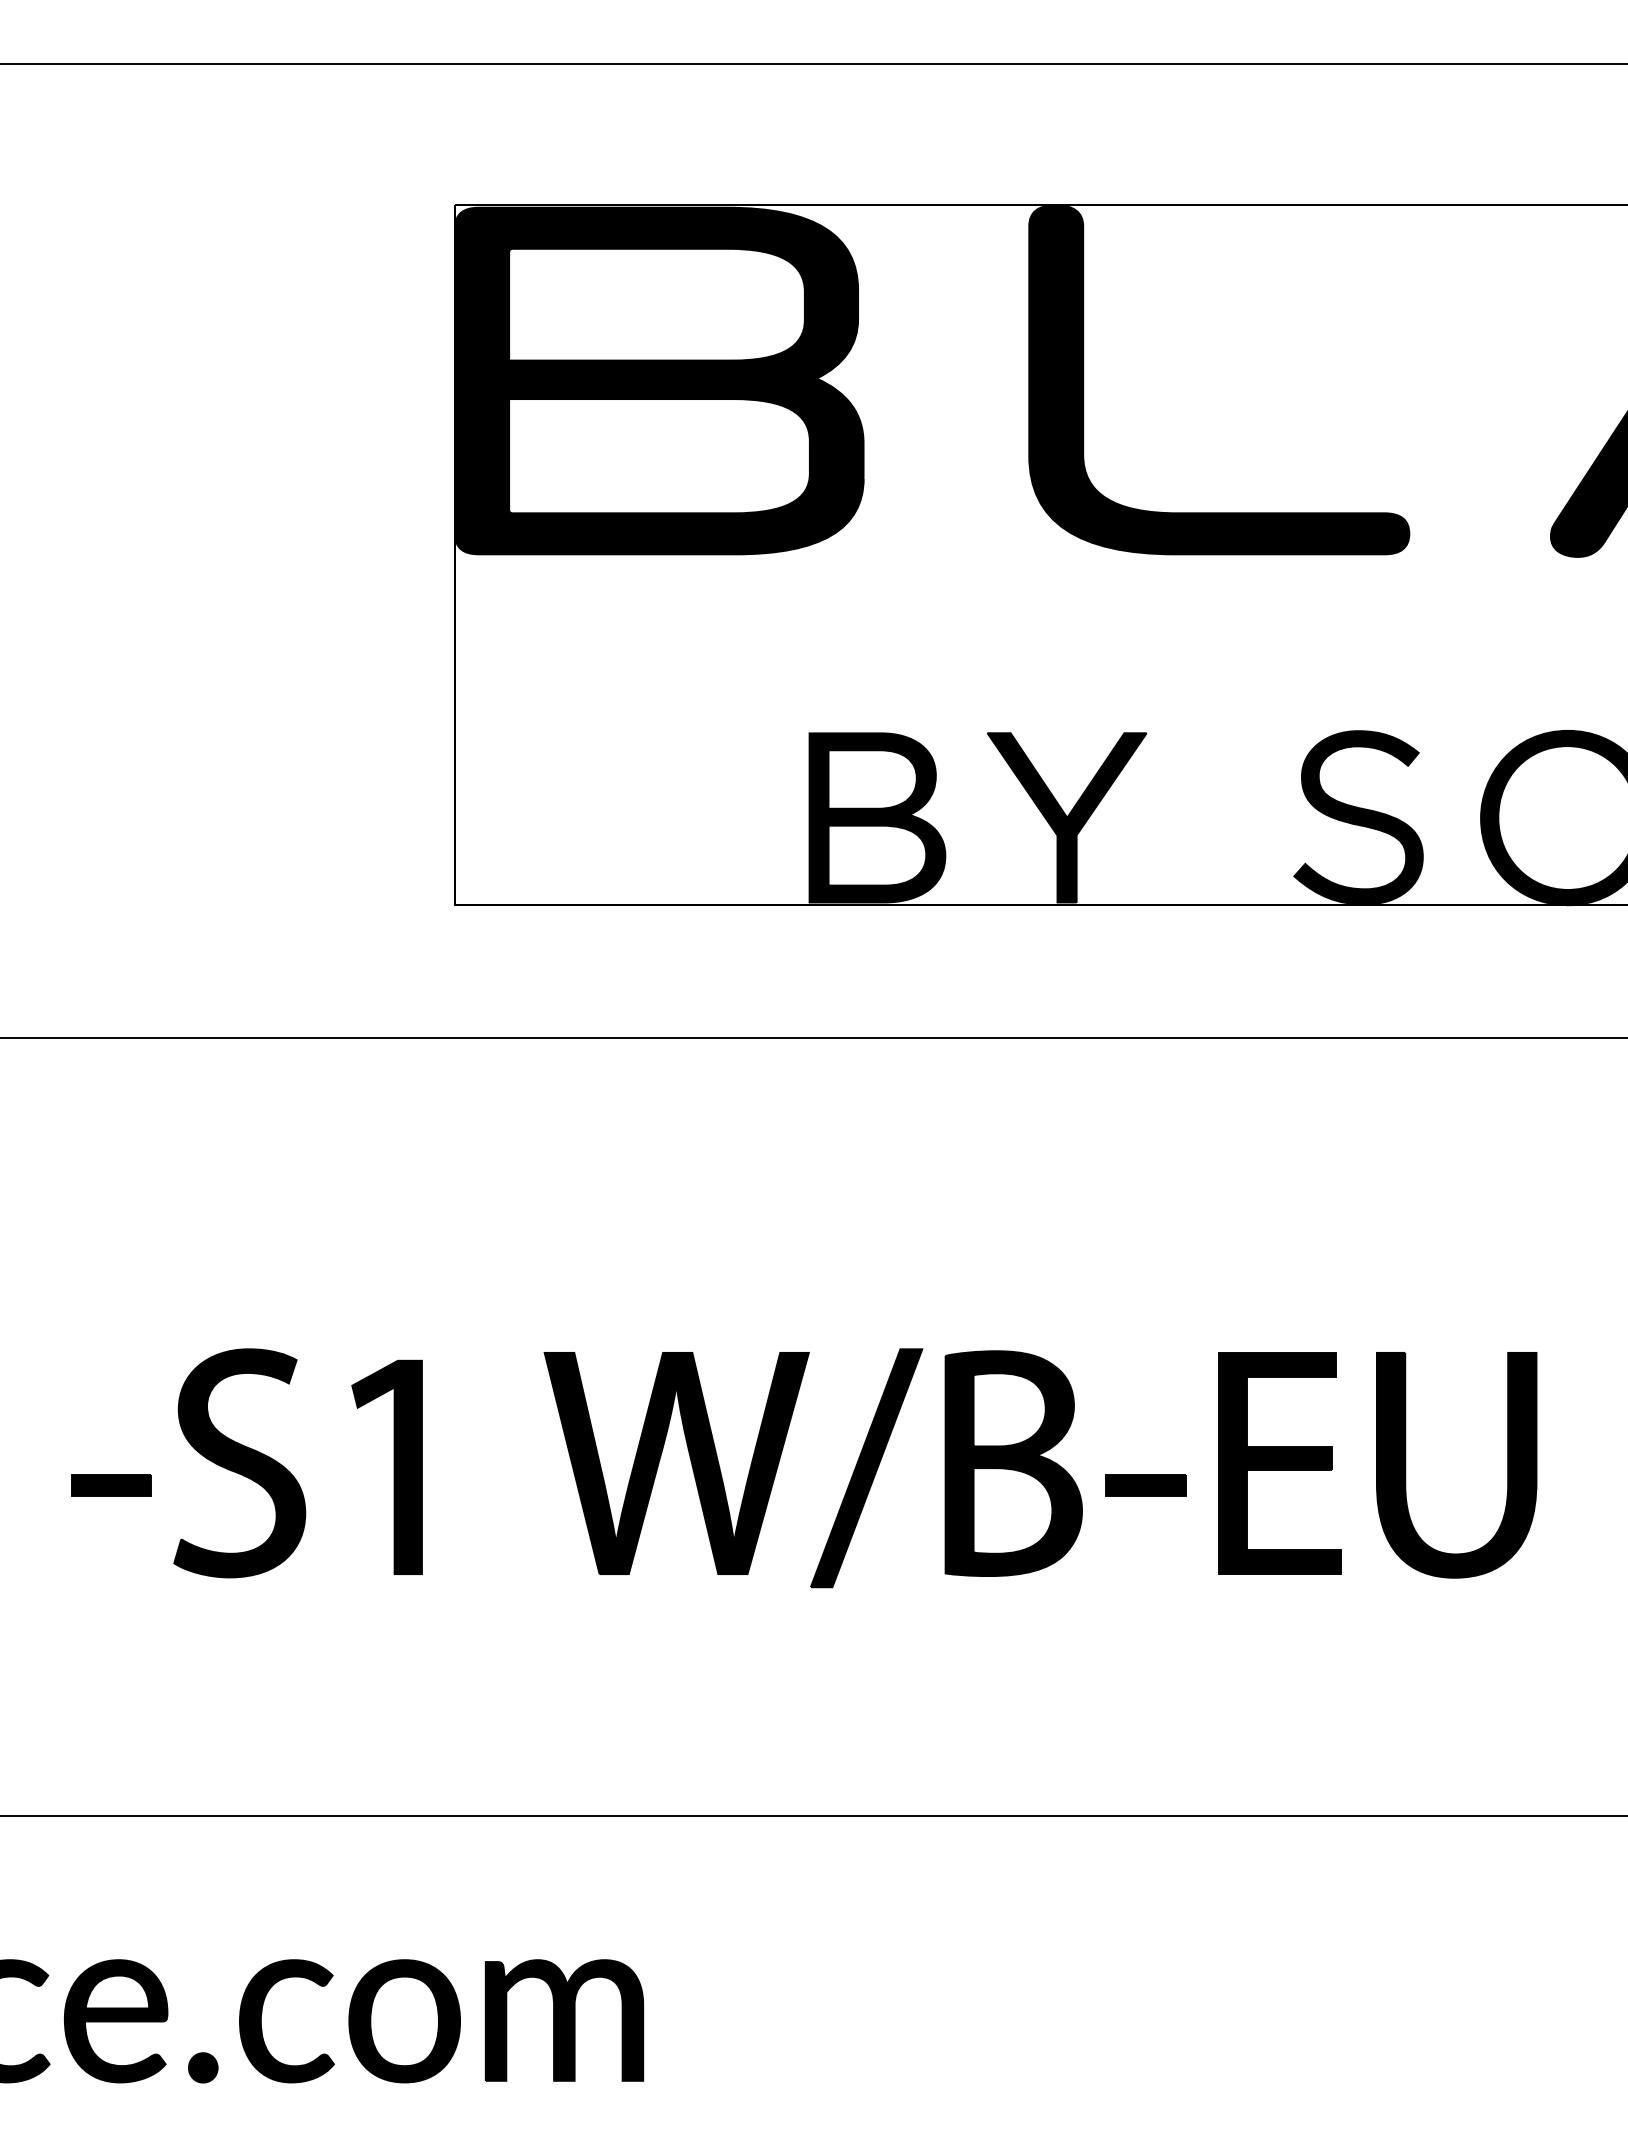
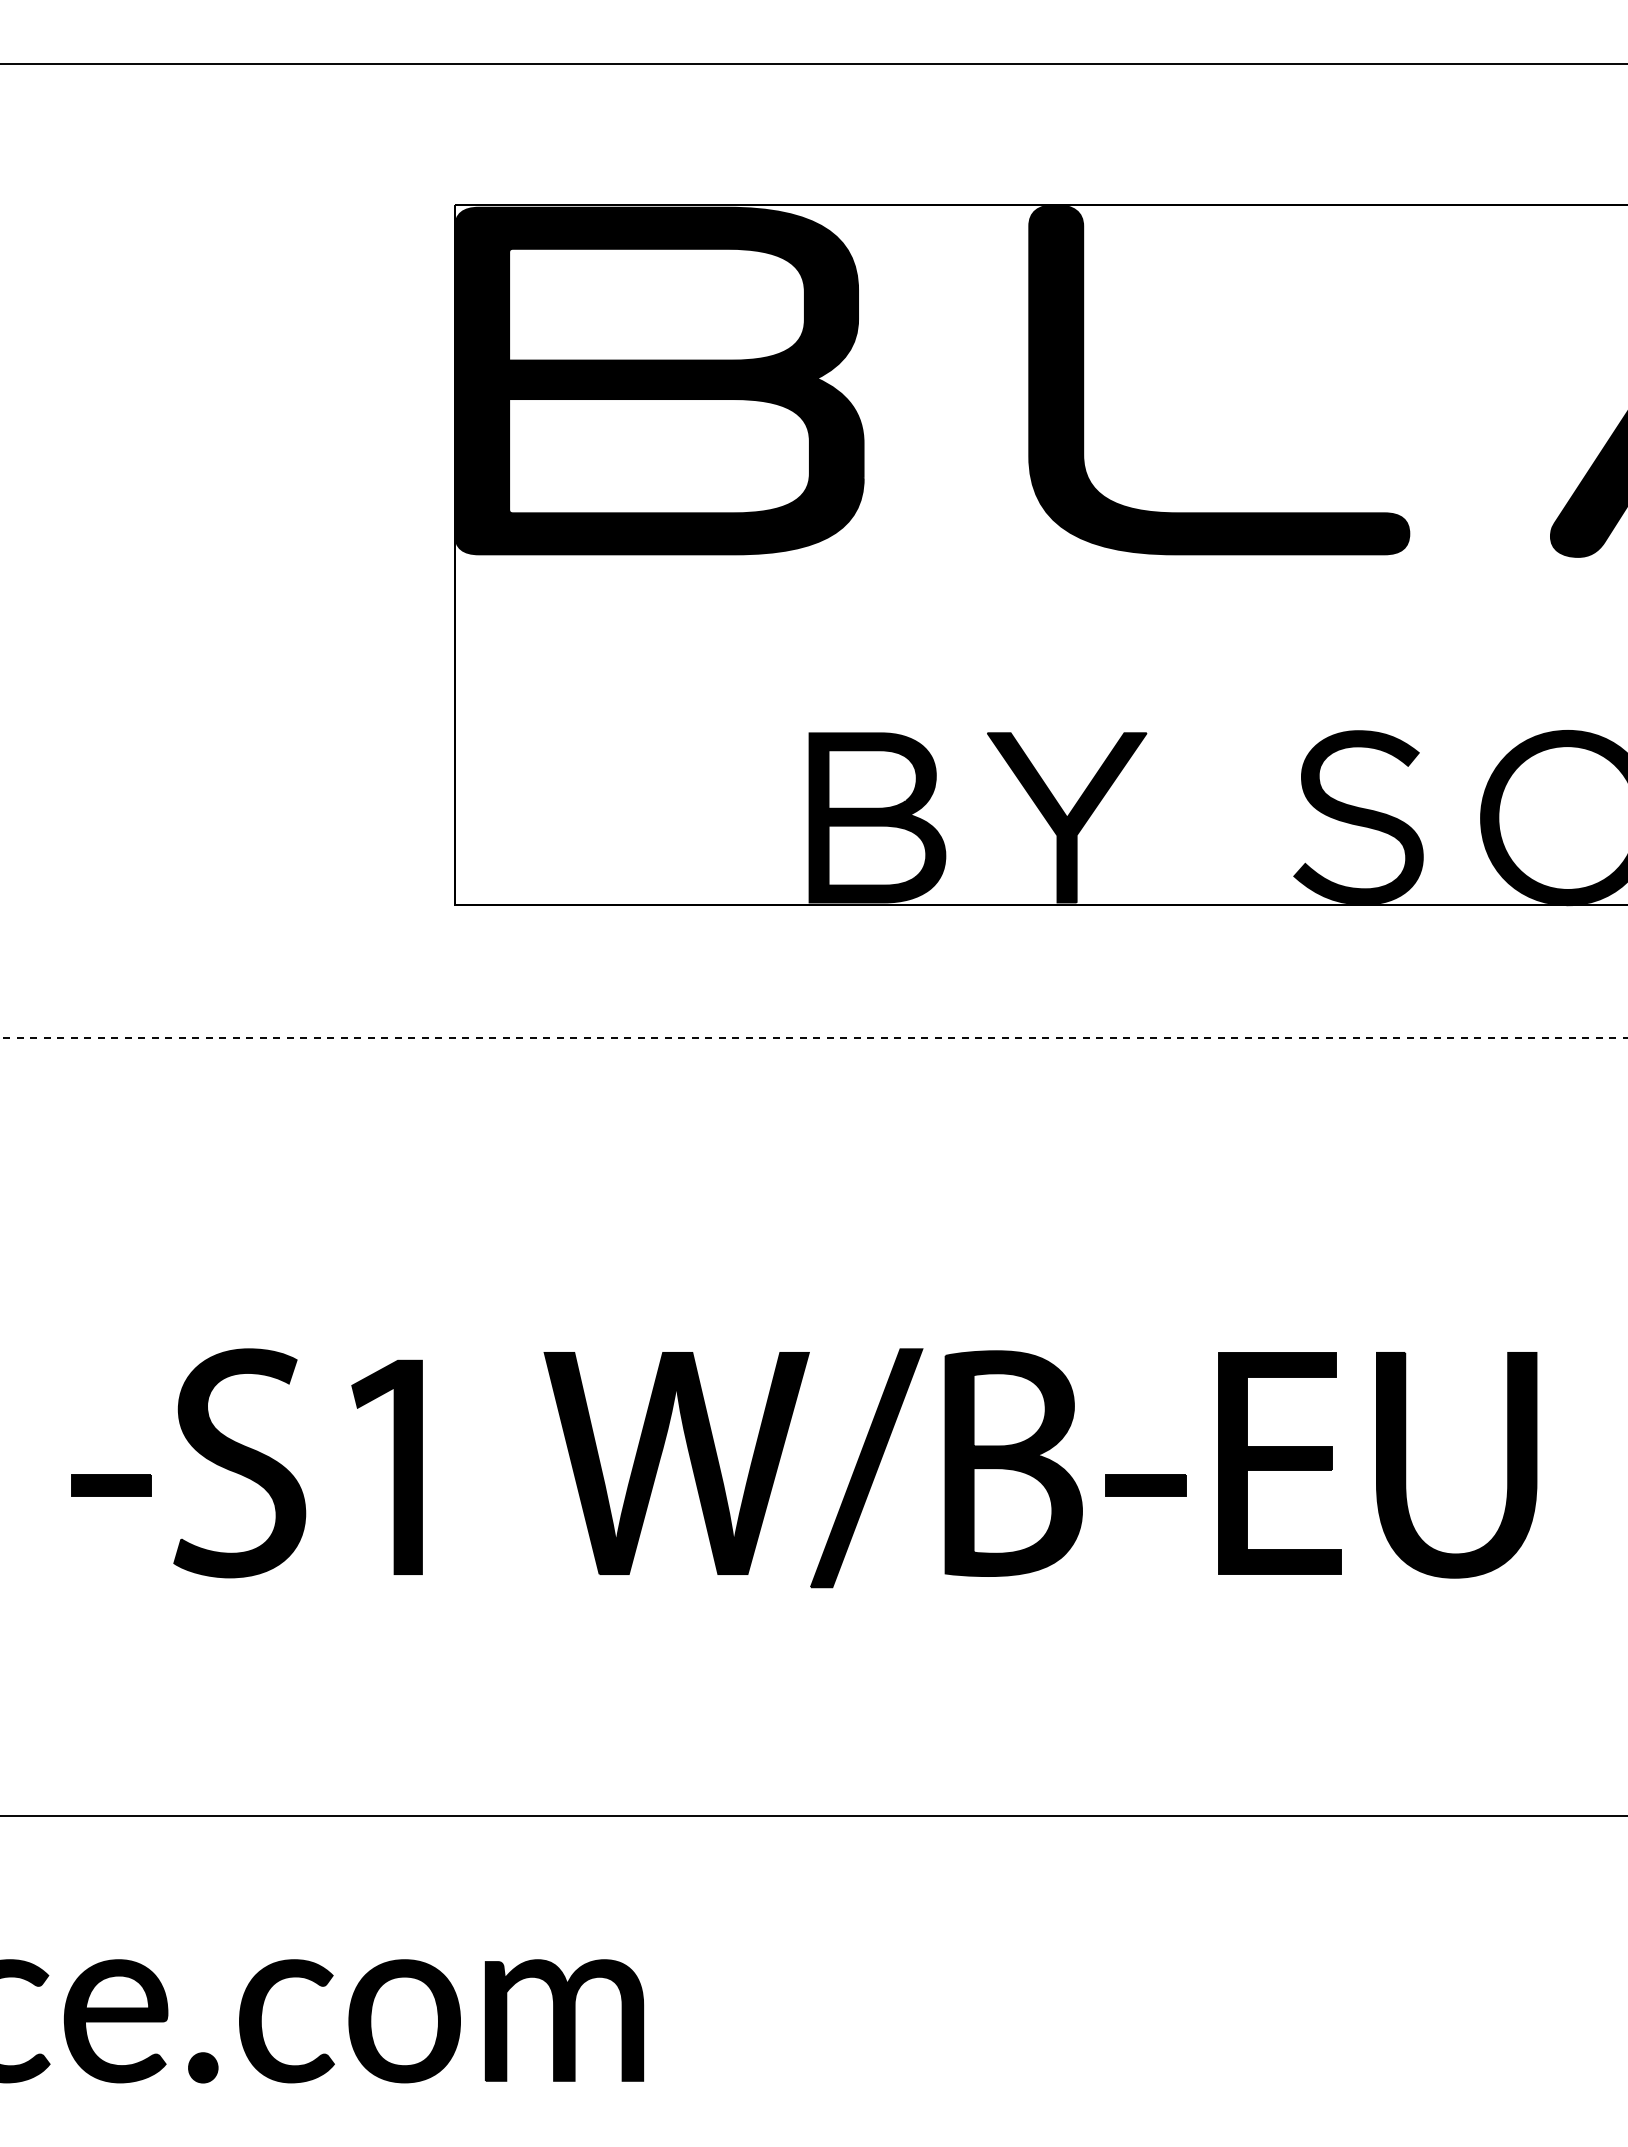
line: solid -> dashed (813, 1038)
